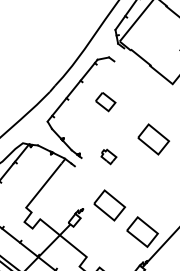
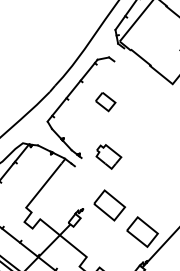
line: present -> none (156, 132)
part size: 18x18 px -> 28x26 px (108, 156)
